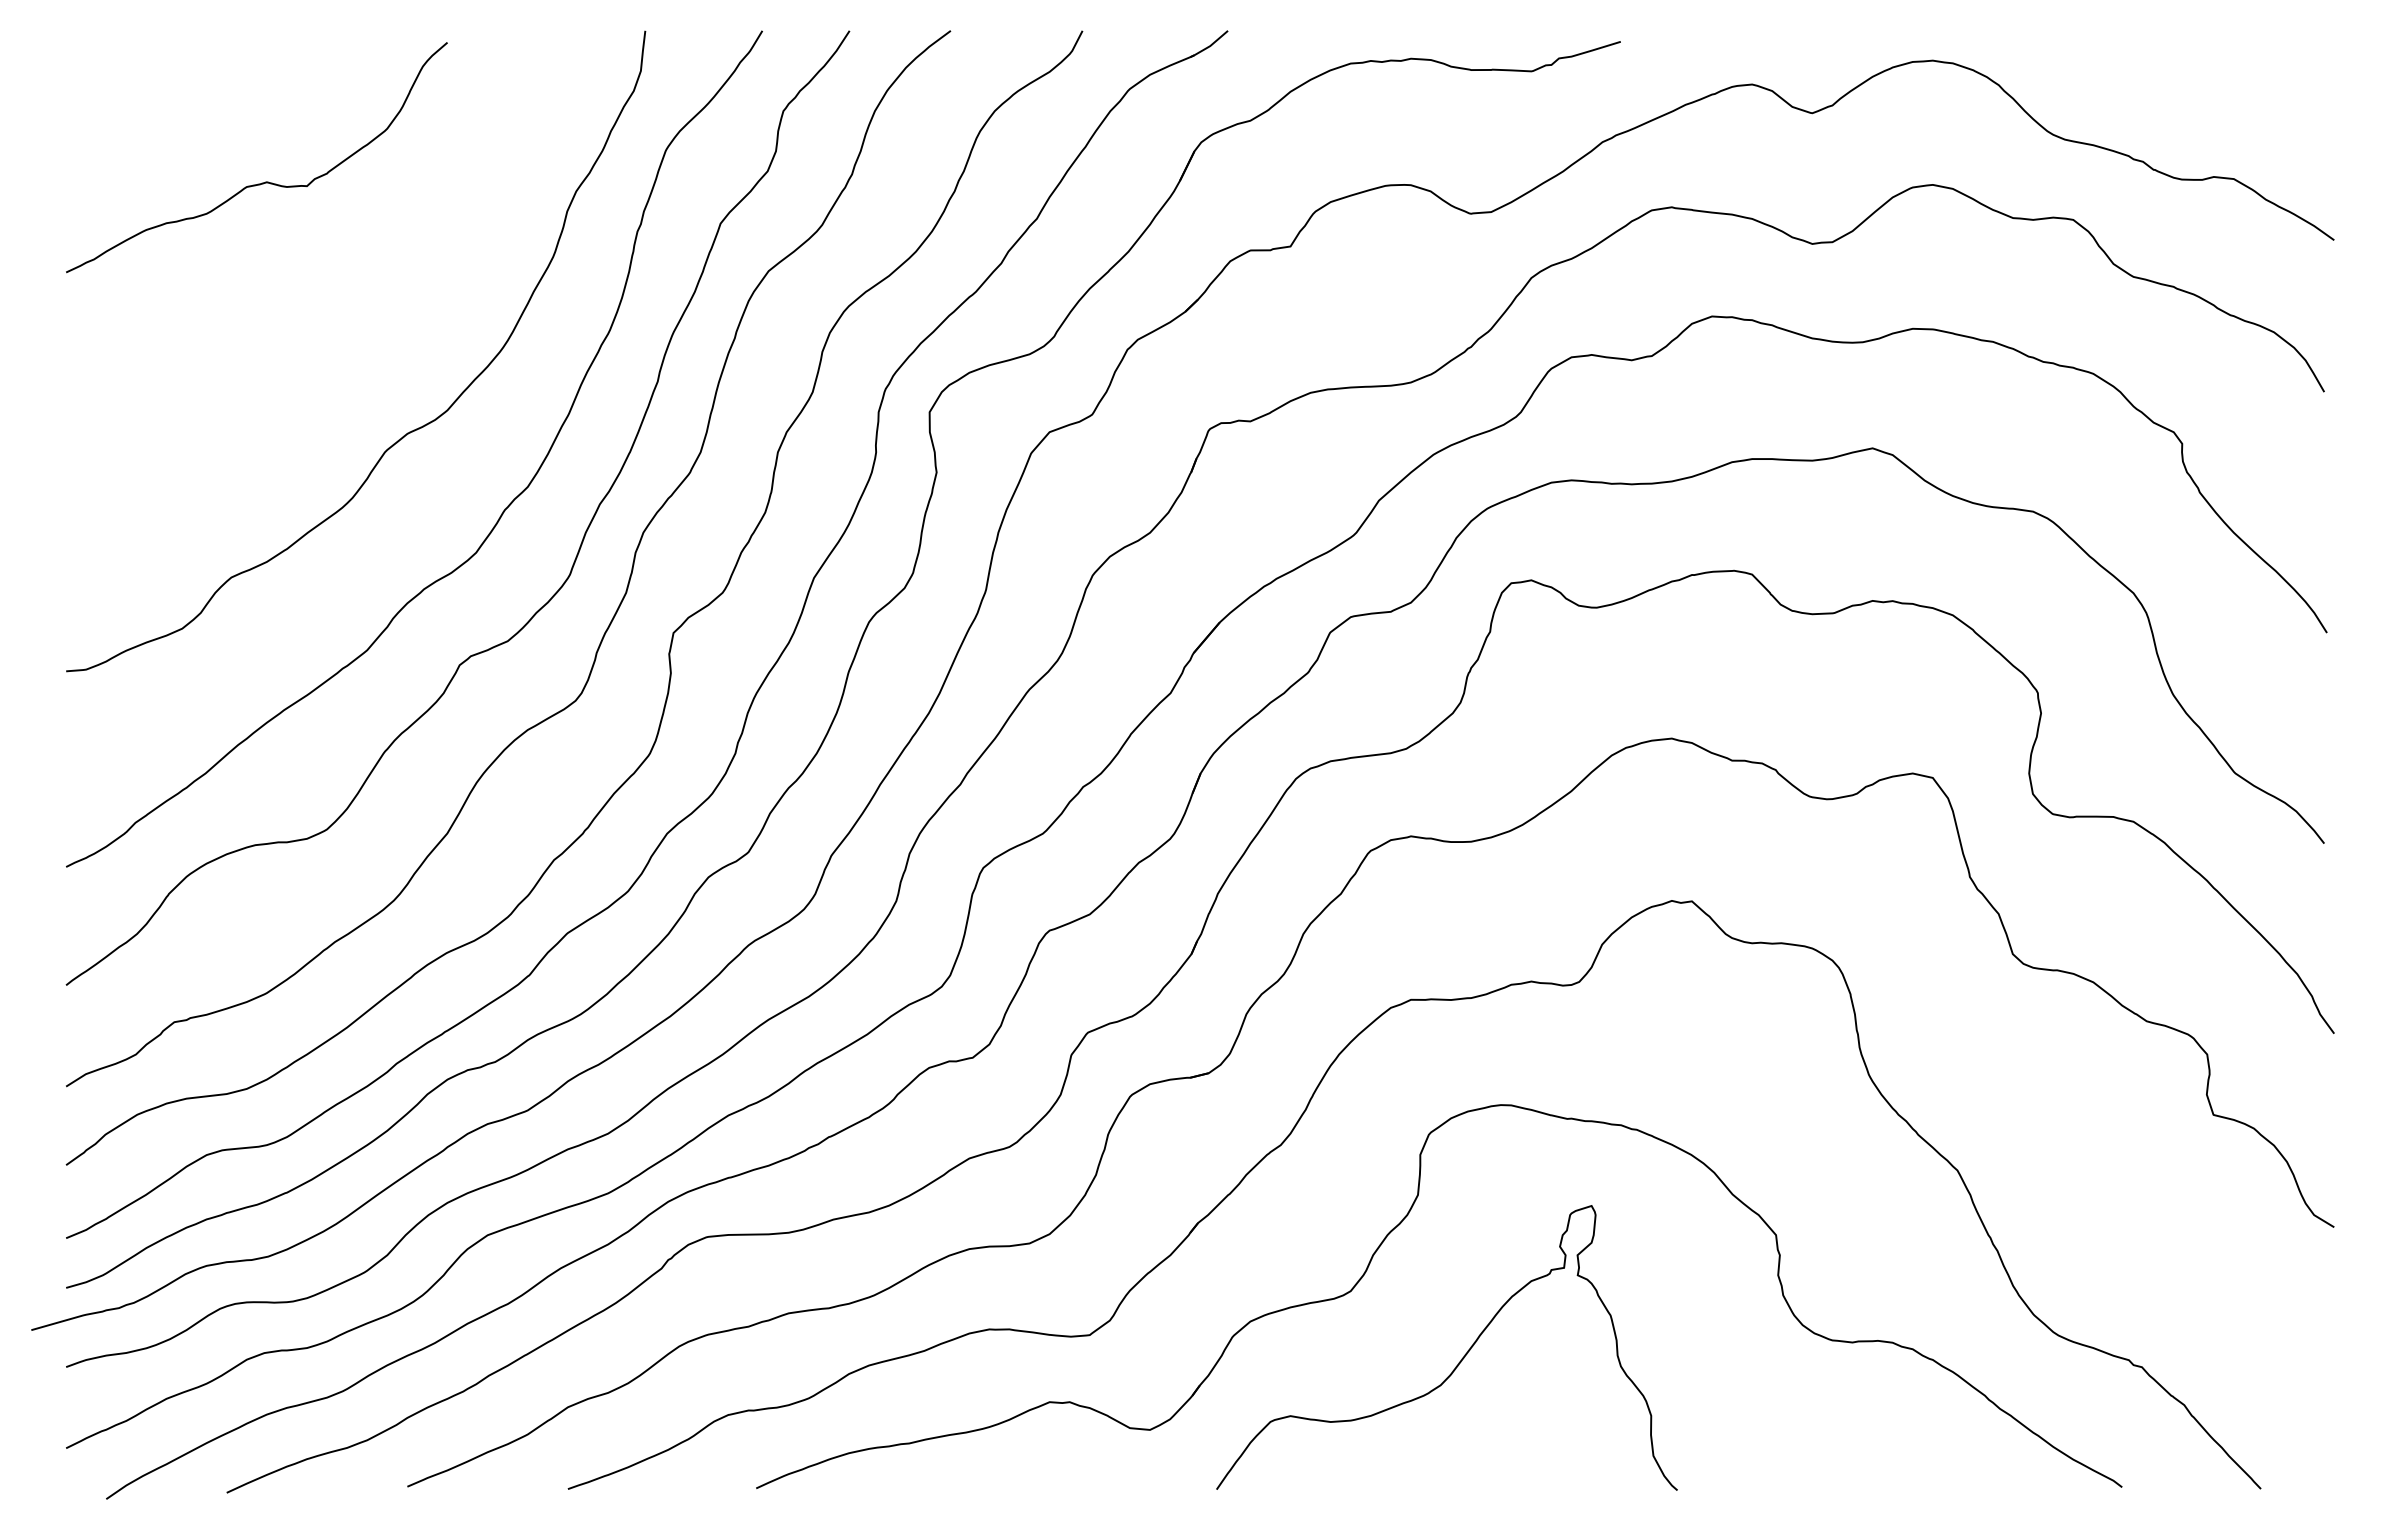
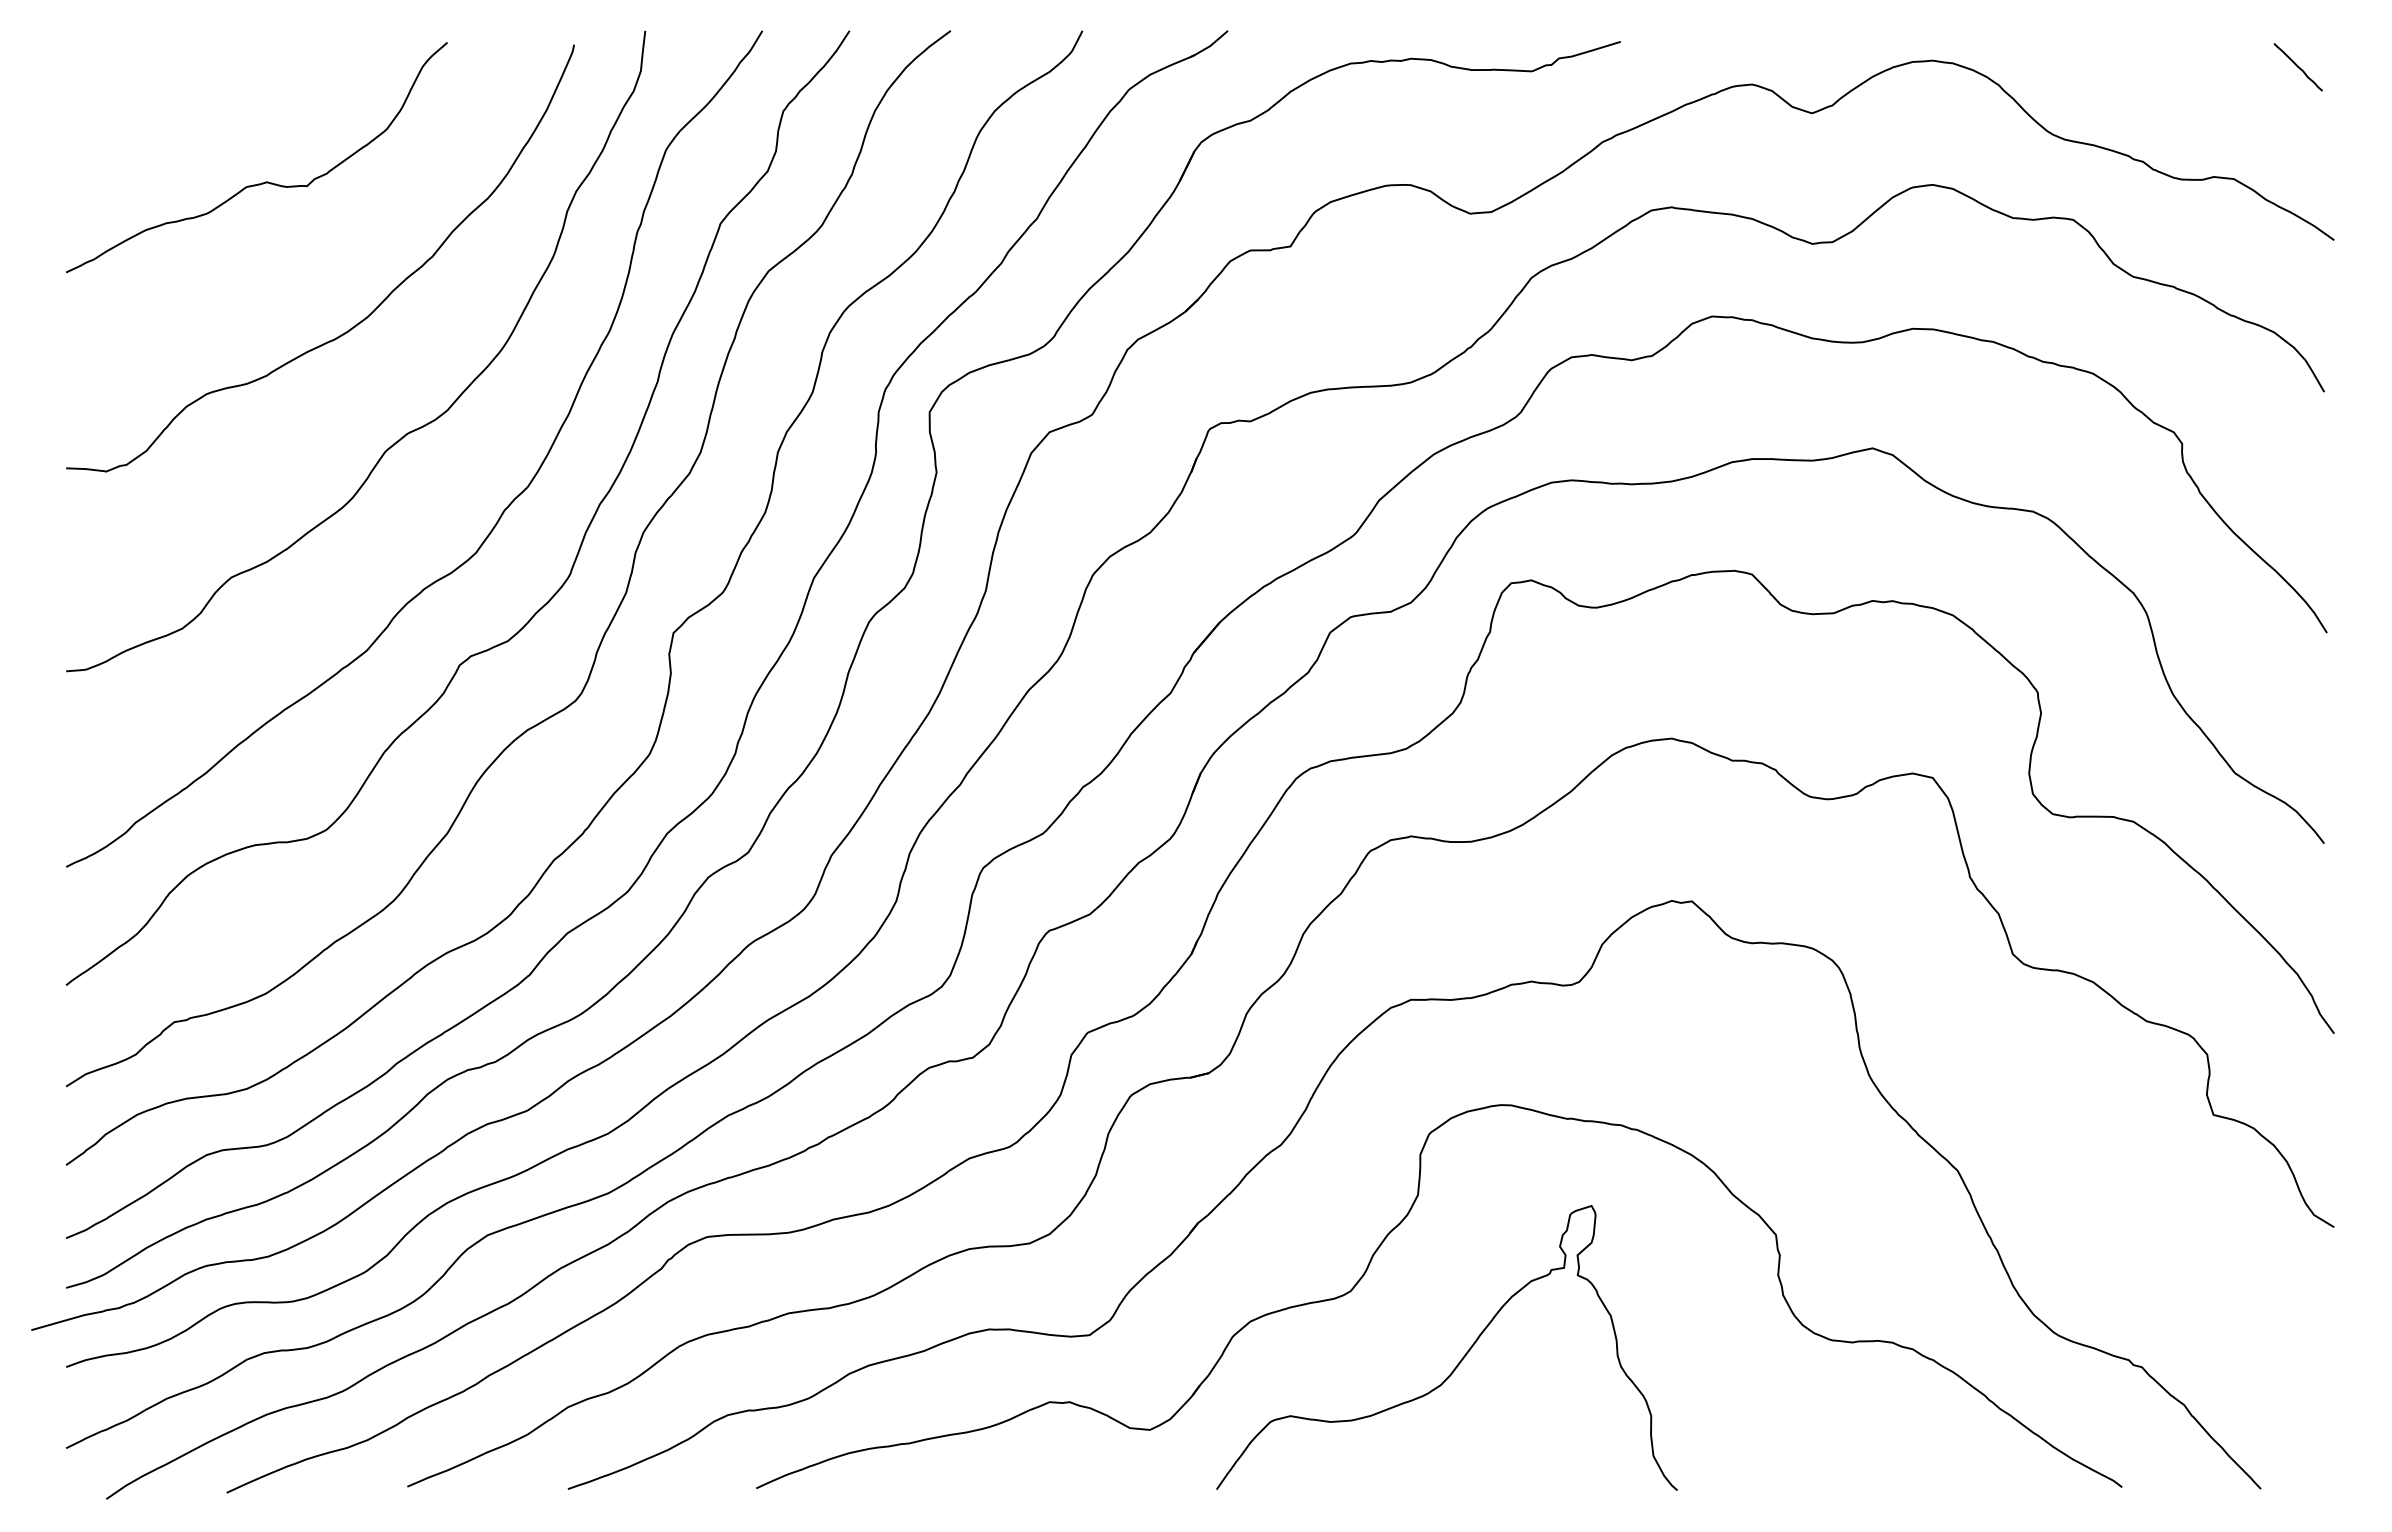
line: none -> present (2297, 67)
curve: none -> present (368, 314)
